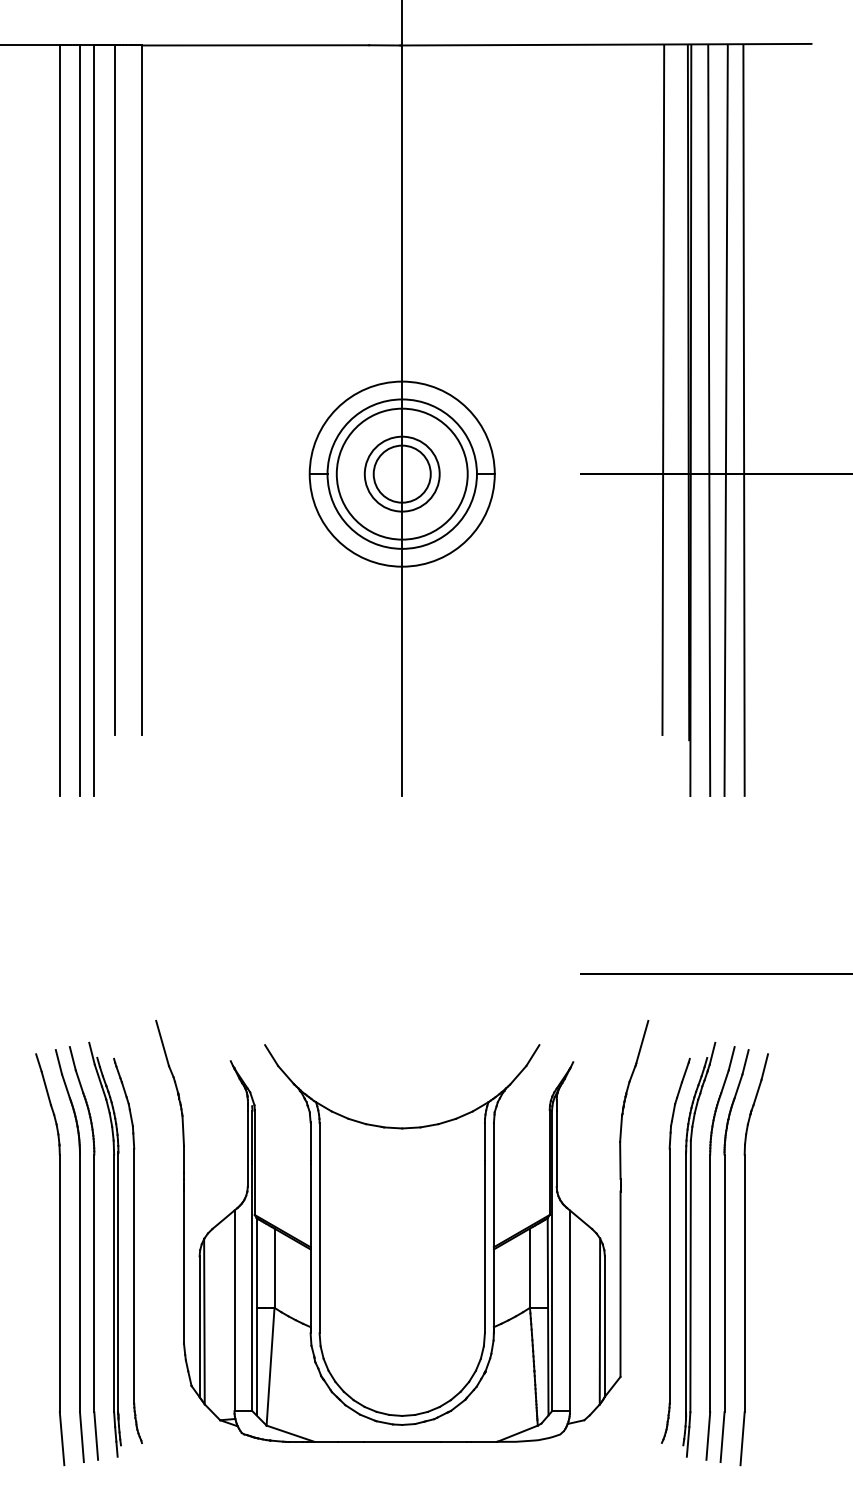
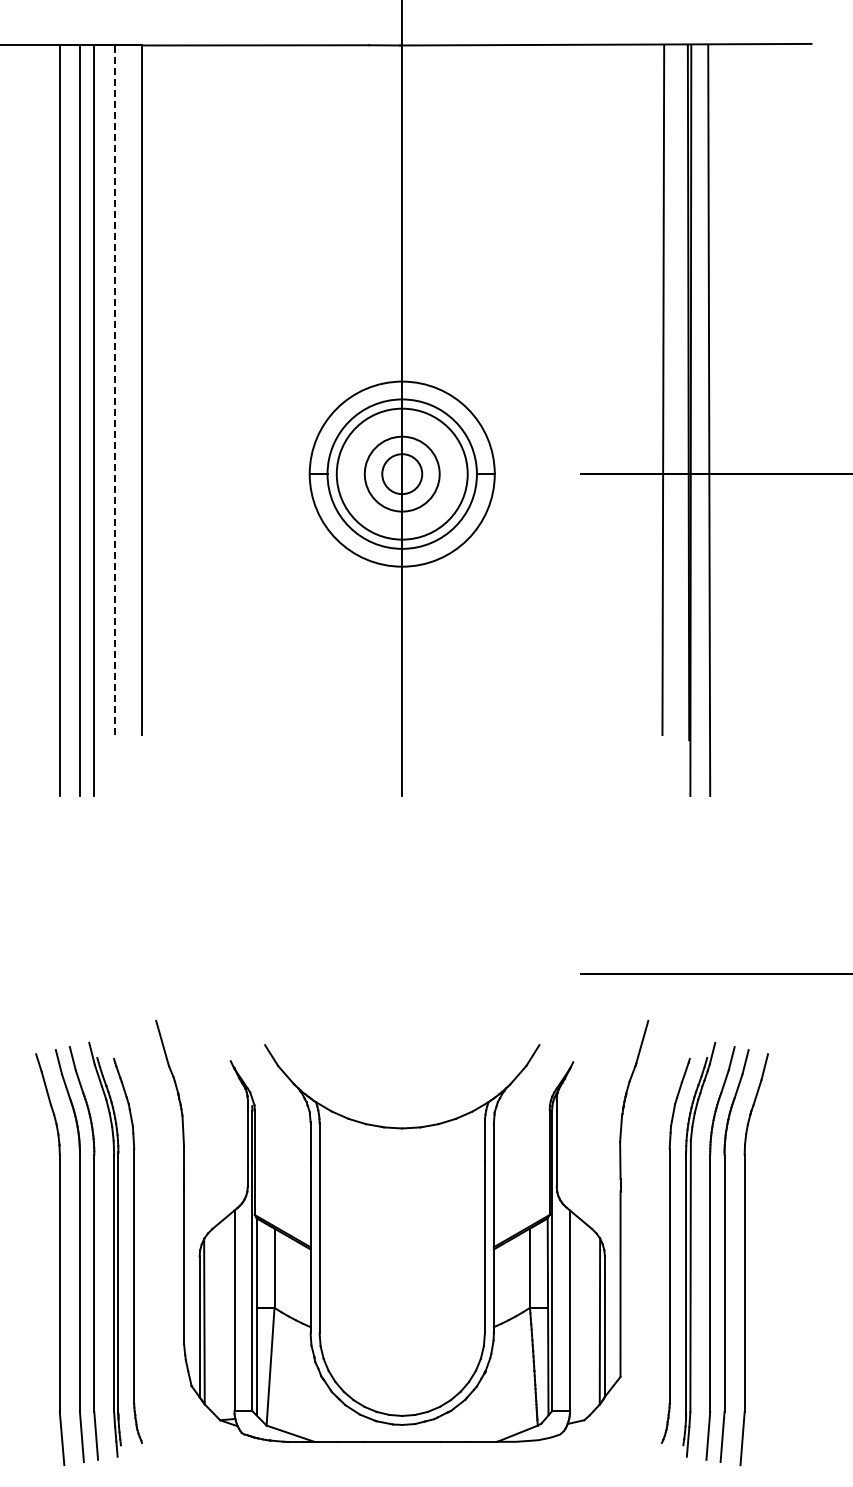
line: solid -> dashed (115, 390)
line: present -> none (725, 420)
line: present -> none (743, 420)
circle diameter: 57 px -> 40 px (402, 474)
